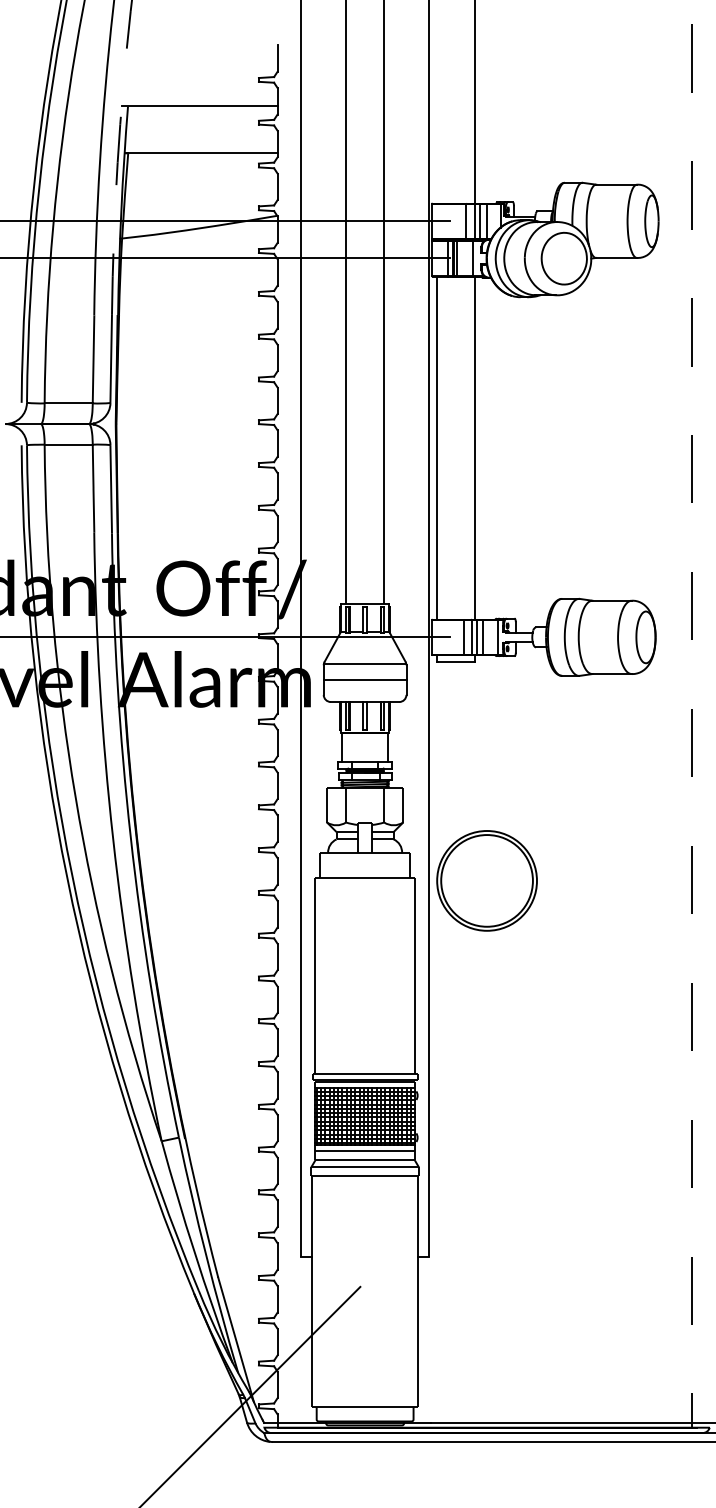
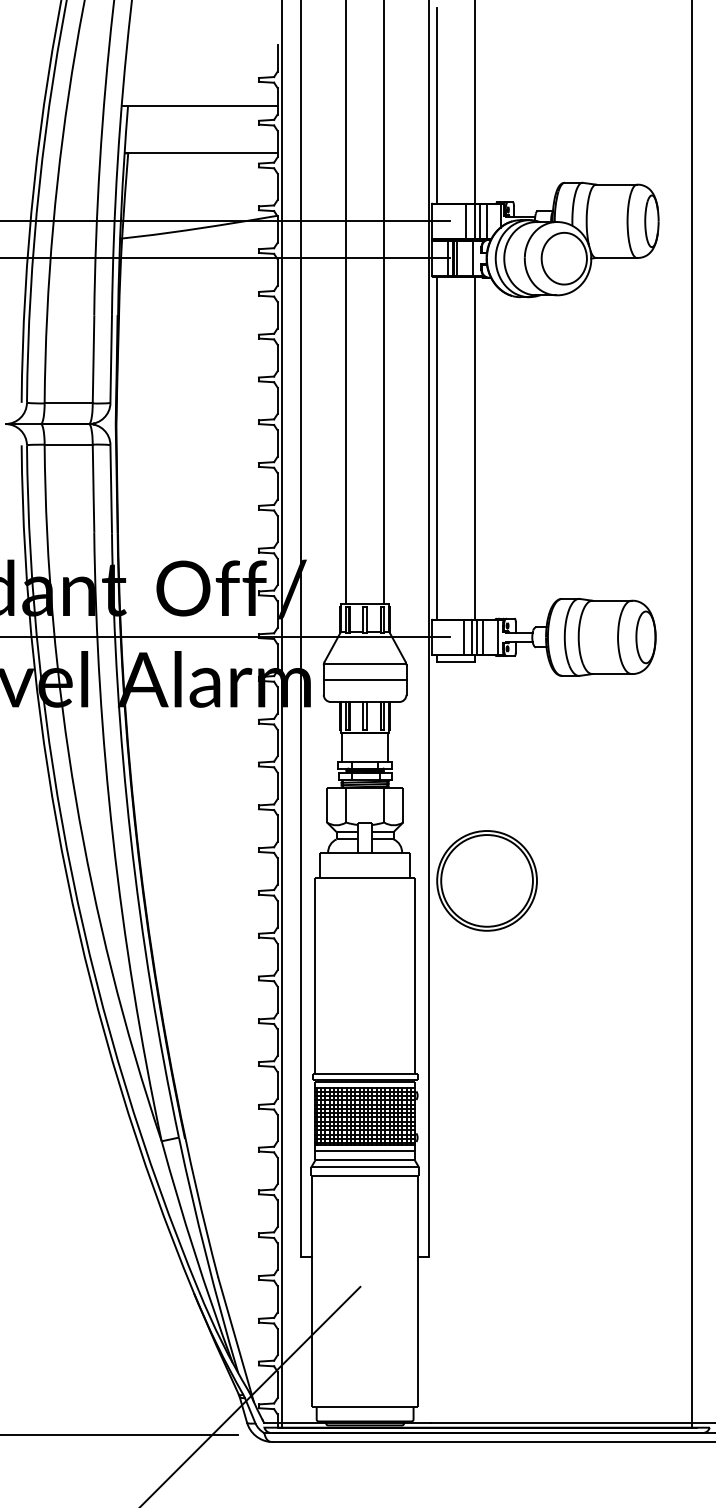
line: none -> present (437, 105)
arc: dashed -> solid (118, 157)
line: none -> present (282, 714)
line: dashed -> solid (692, 714)
line: none -> present (119, 1434)
